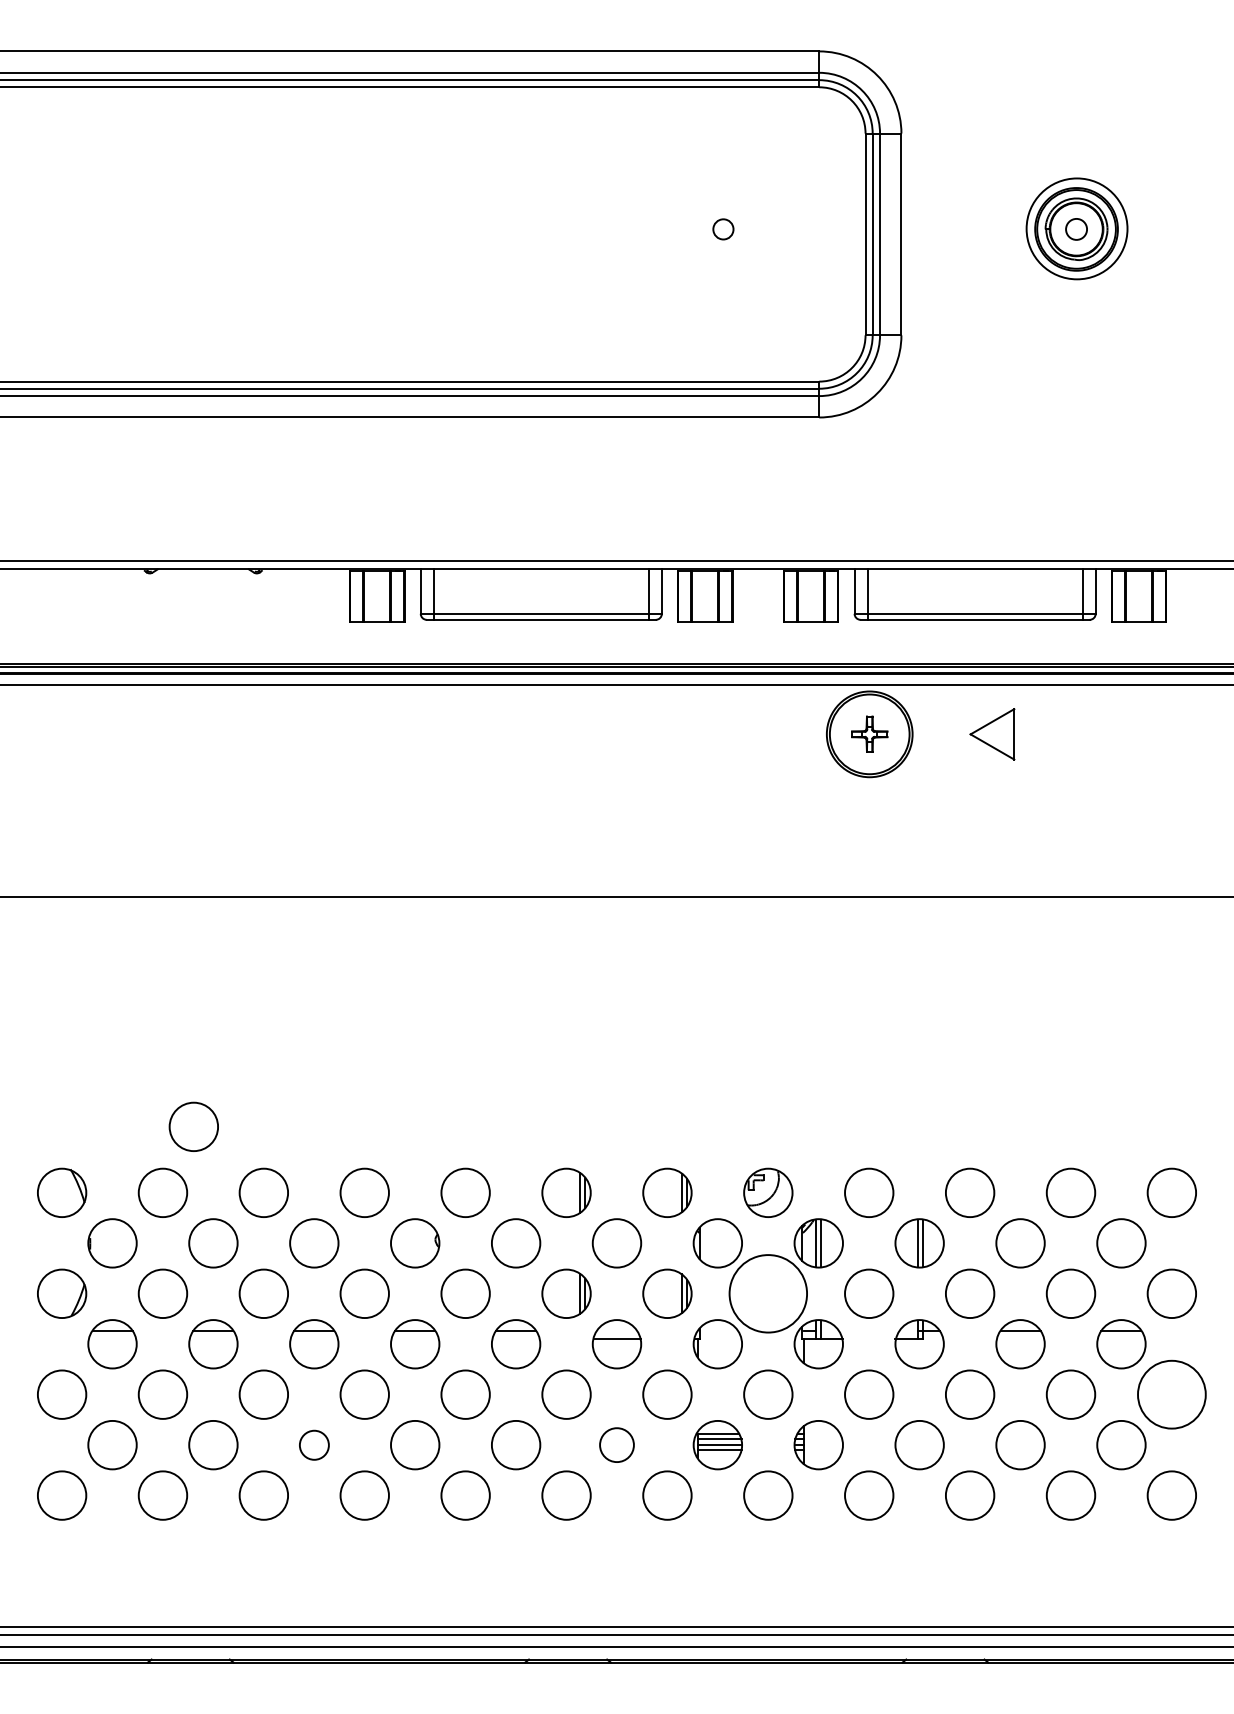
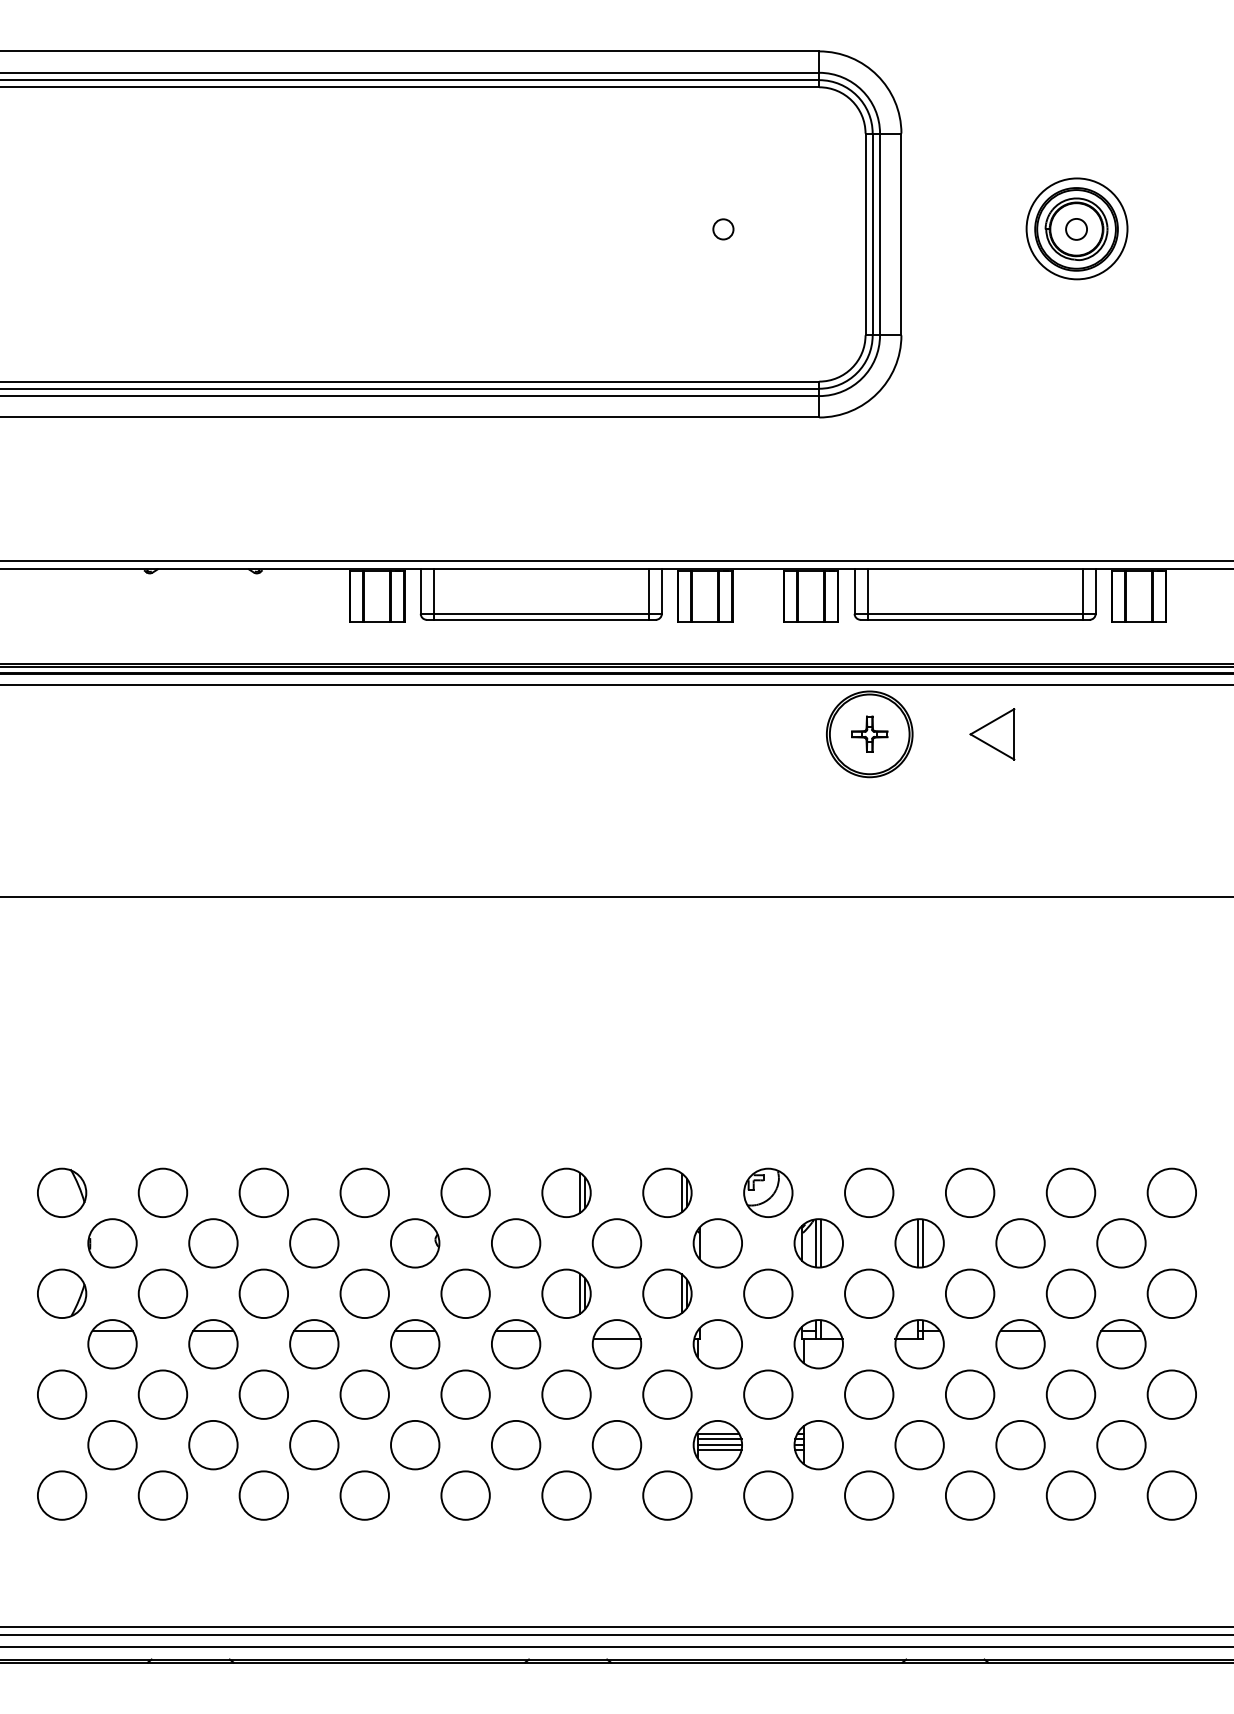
circle: present -> none (193, 1126)
circle diameter: 77 px -> 48 px (768, 1293)
circle diameter: 68 px -> 48 px (1171, 1394)
circle size: 31x32 px -> 51x51 px (314, 1445)
circle diameter: 34 px -> 48 px (616, 1444)
